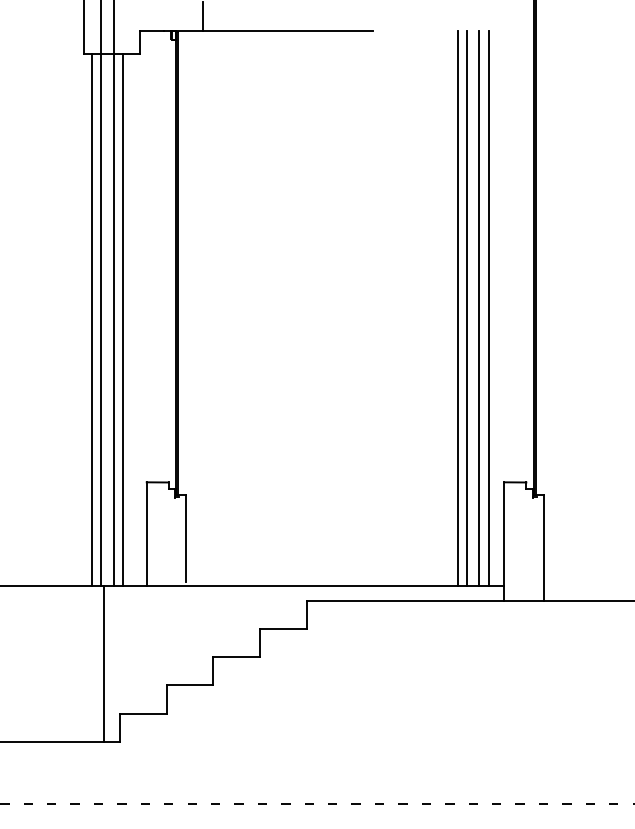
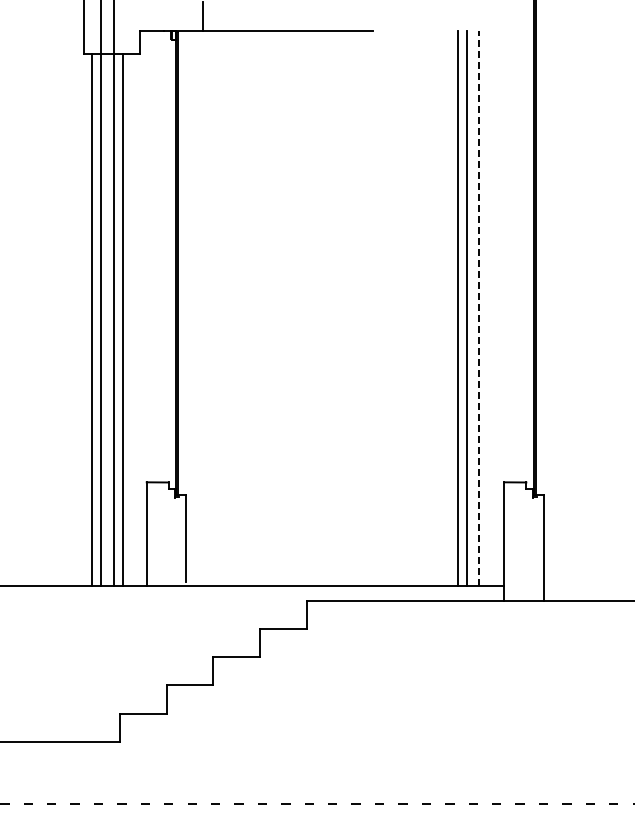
line: solid -> dashed (479, 307)
line: present -> none (488, 308)
line: present -> none (104, 663)
